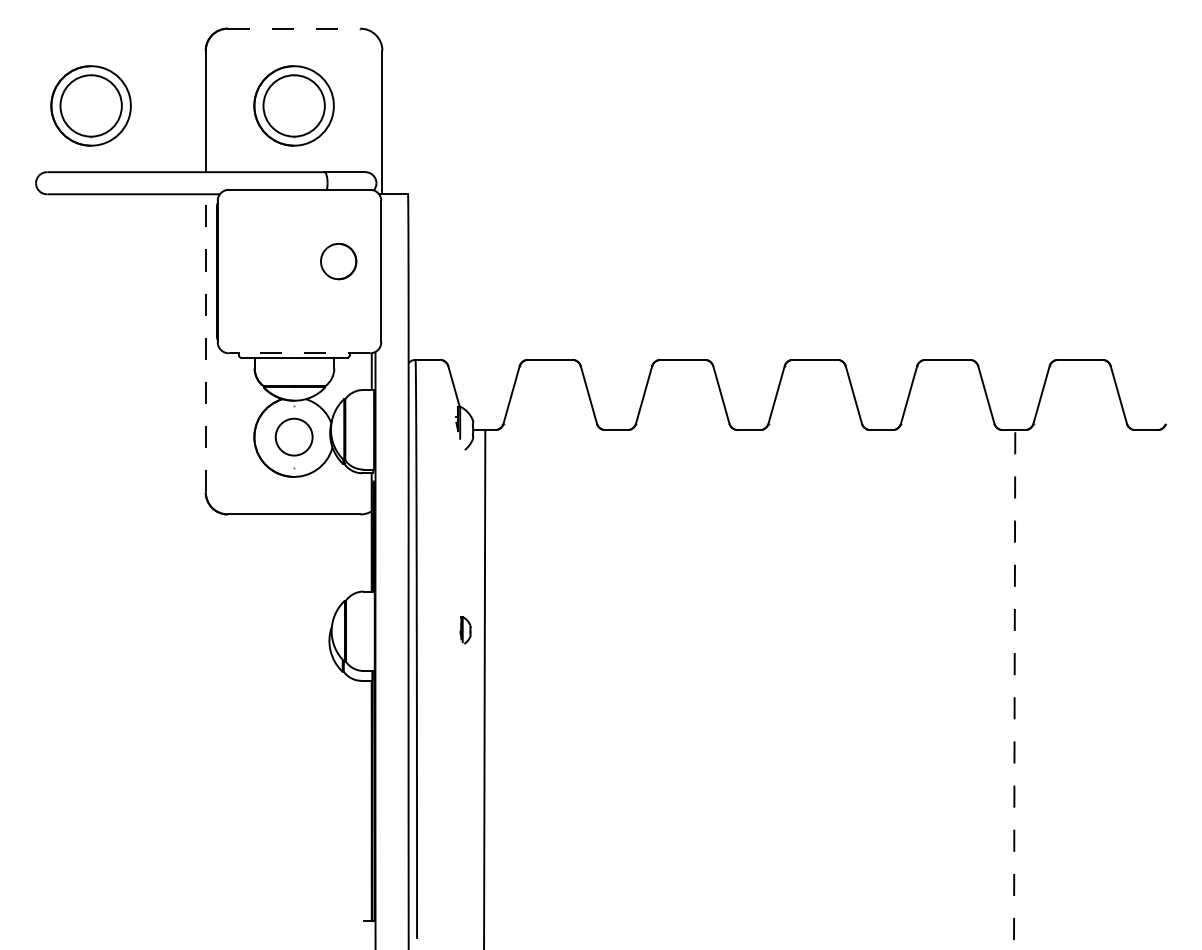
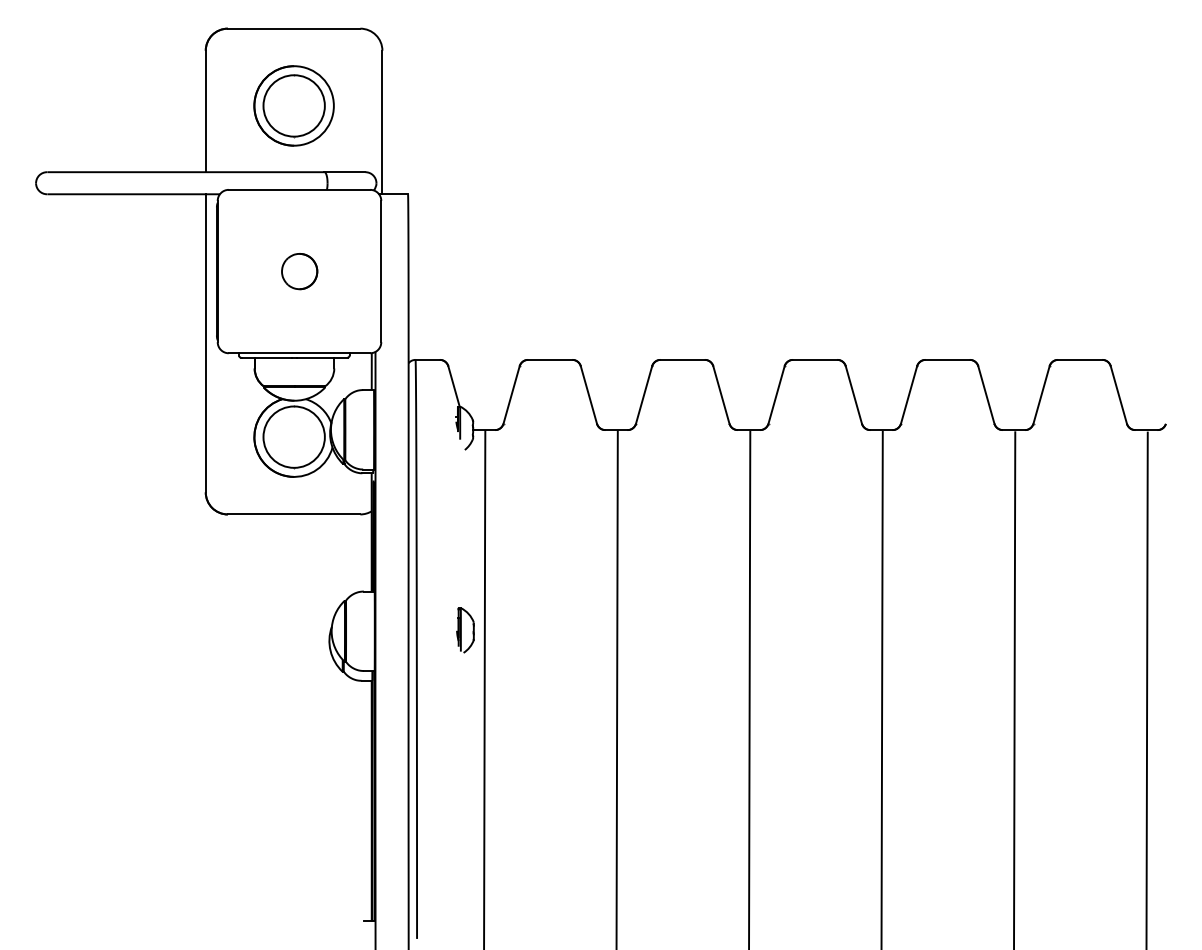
line: dashed -> solid (294, 28)
part: present -> none (90, 105)
part position: (338, 261) -> (299, 271) (299, 271)
line: dashed -> solid (205, 342)
line: dashed -> solid (299, 353)
circle diameter: 37 px -> 61 px (293, 436)
part size: 13x29 px -> 19x47 px (465, 630)
line: none -> present (616, 688)
line: none -> present (749, 688)
line: none -> present (881, 688)
line: none -> present (1146, 689)
line: dashed -> solid (1014, 691)
